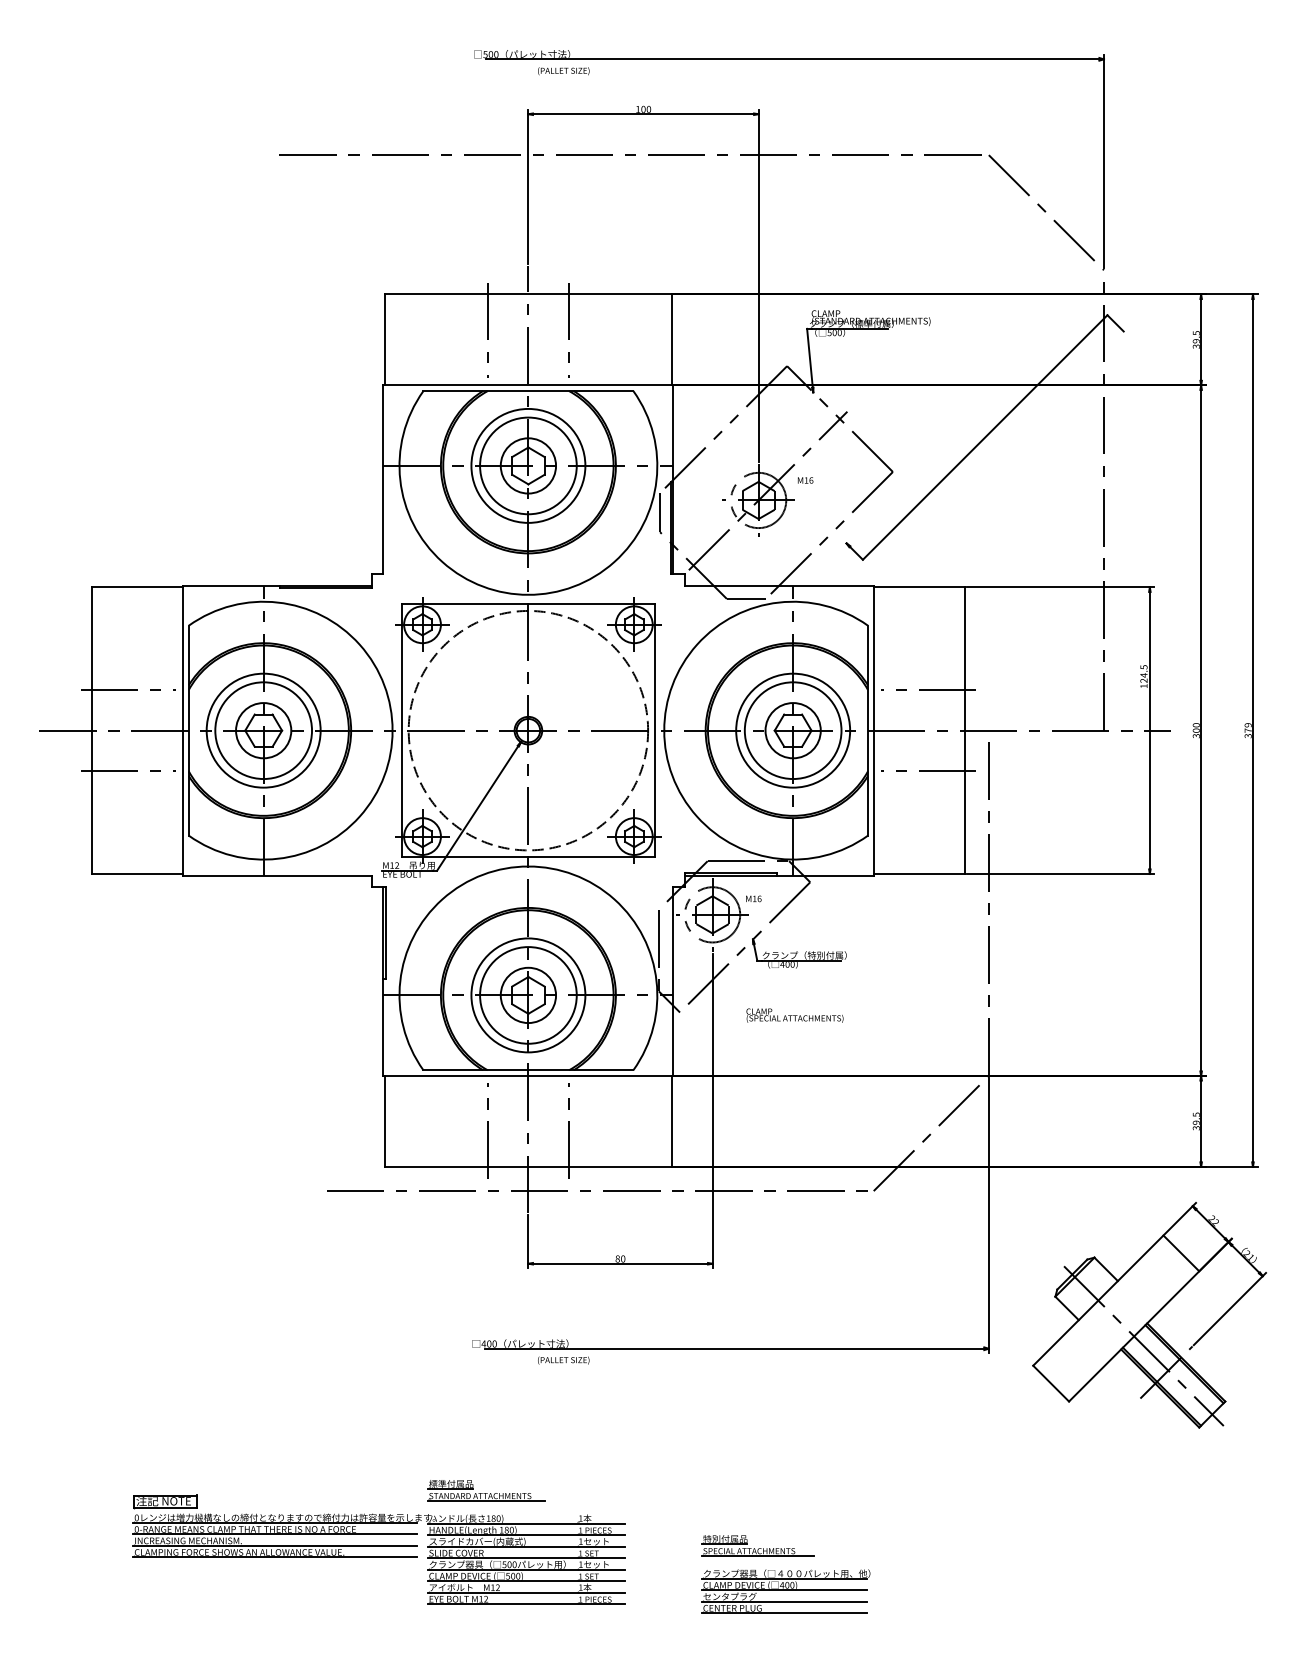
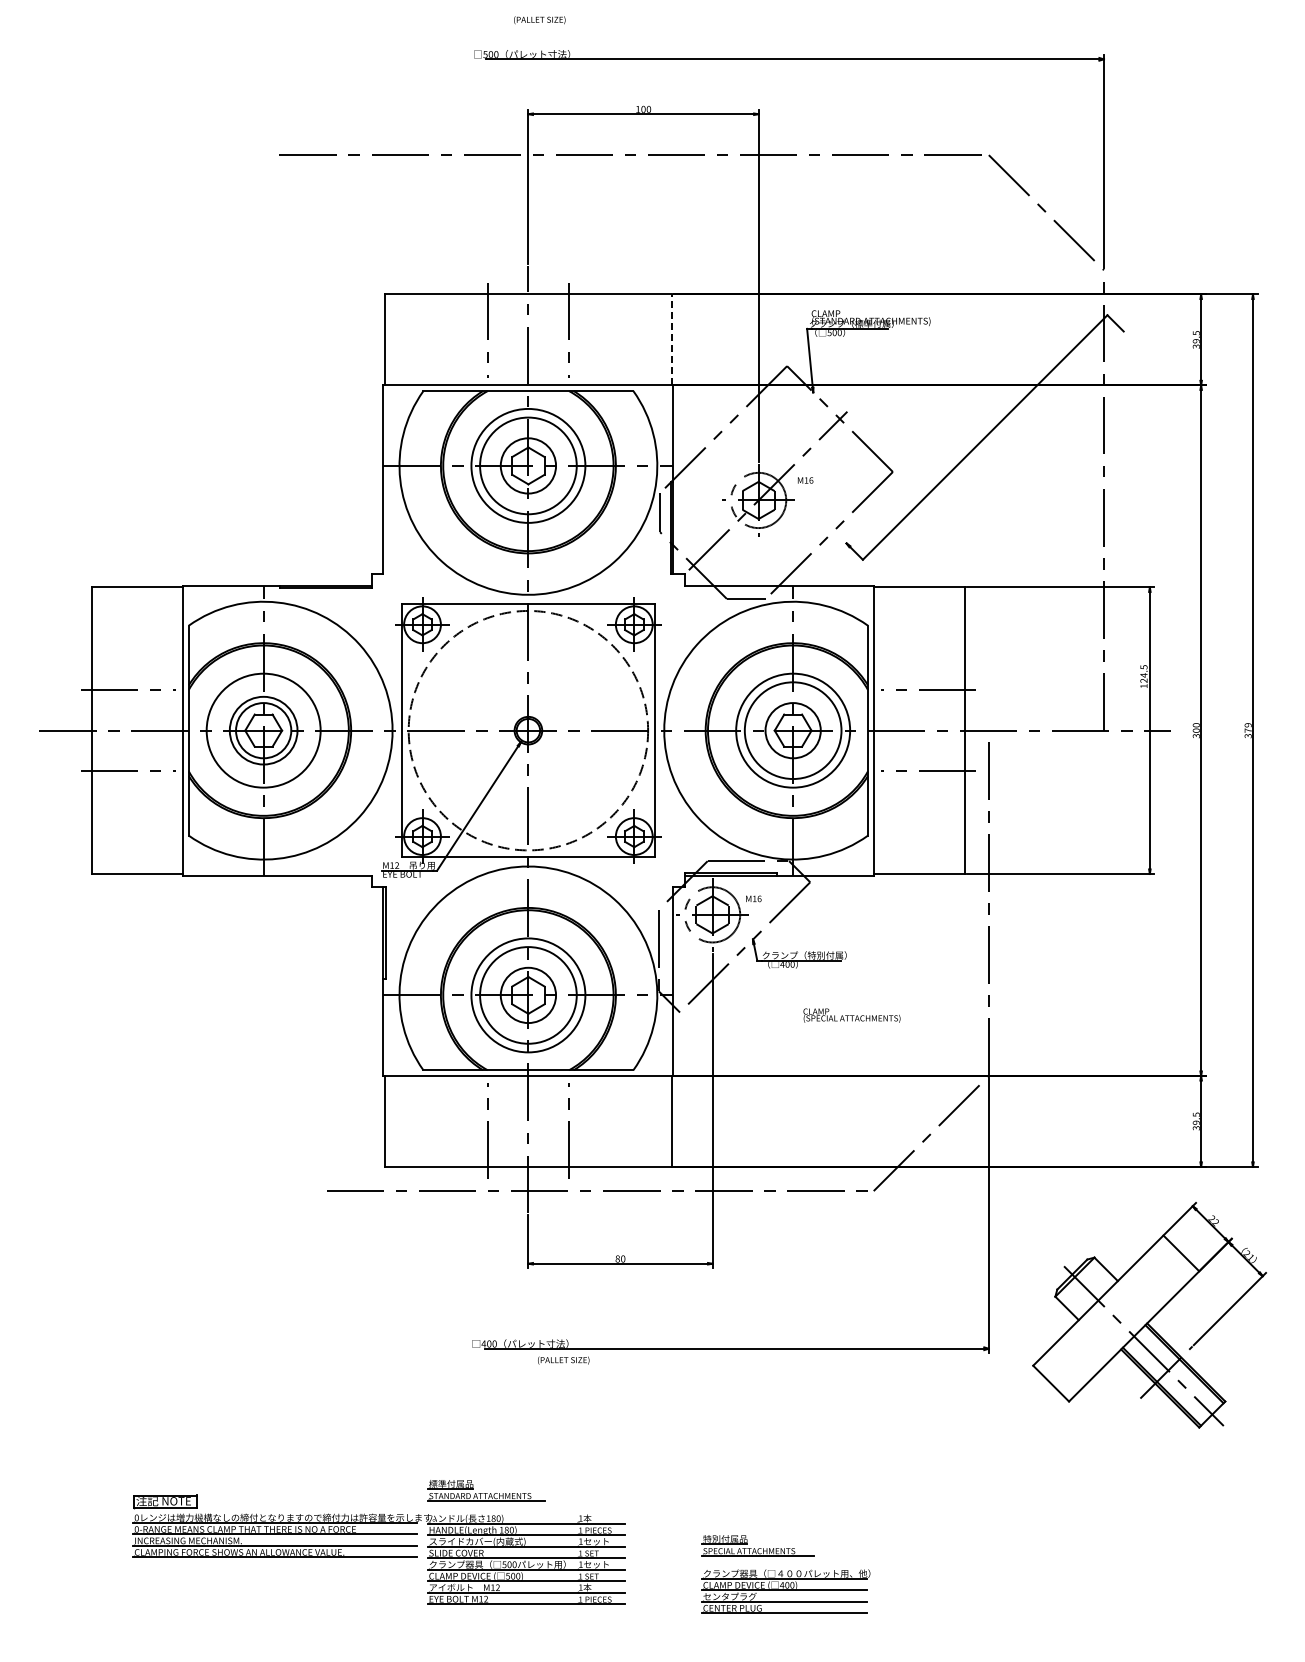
text position: (563, 71) -> (539, 20) (539, 20)
line: solid -> dashed (671, 339)
circle diameter: 97 px -> 68 px (263, 730)
text position: (794, 1015) -> (851, 1015) (851, 1015)
